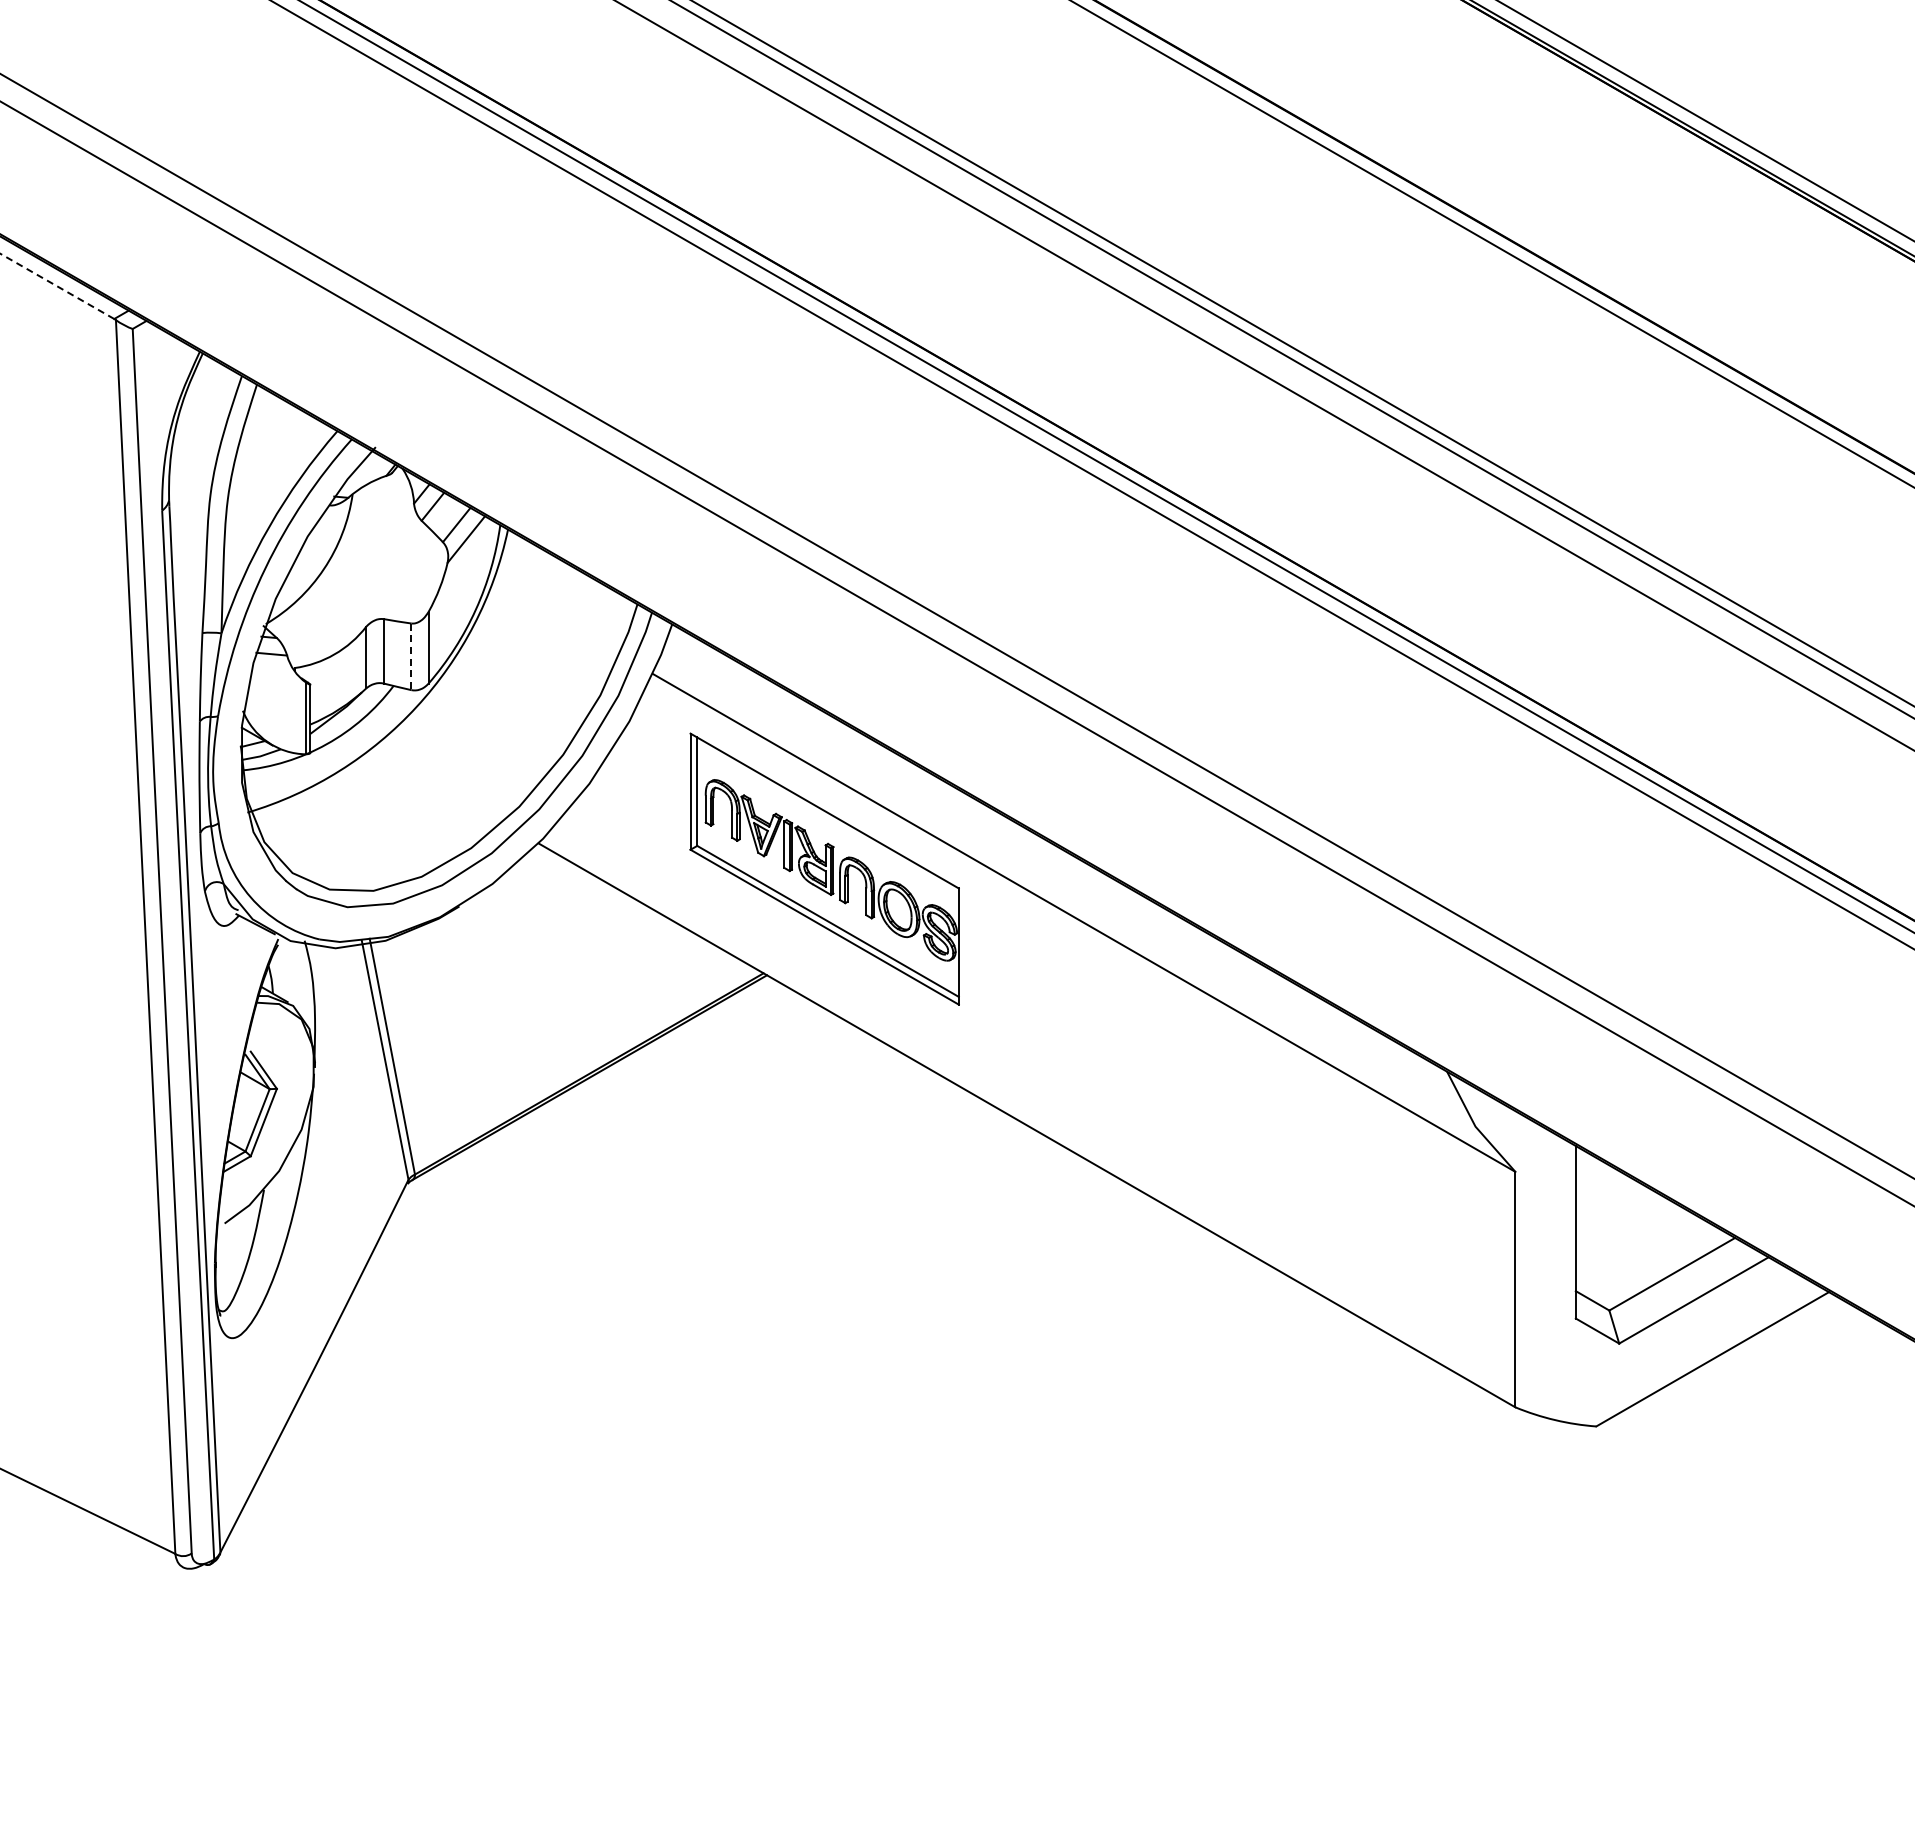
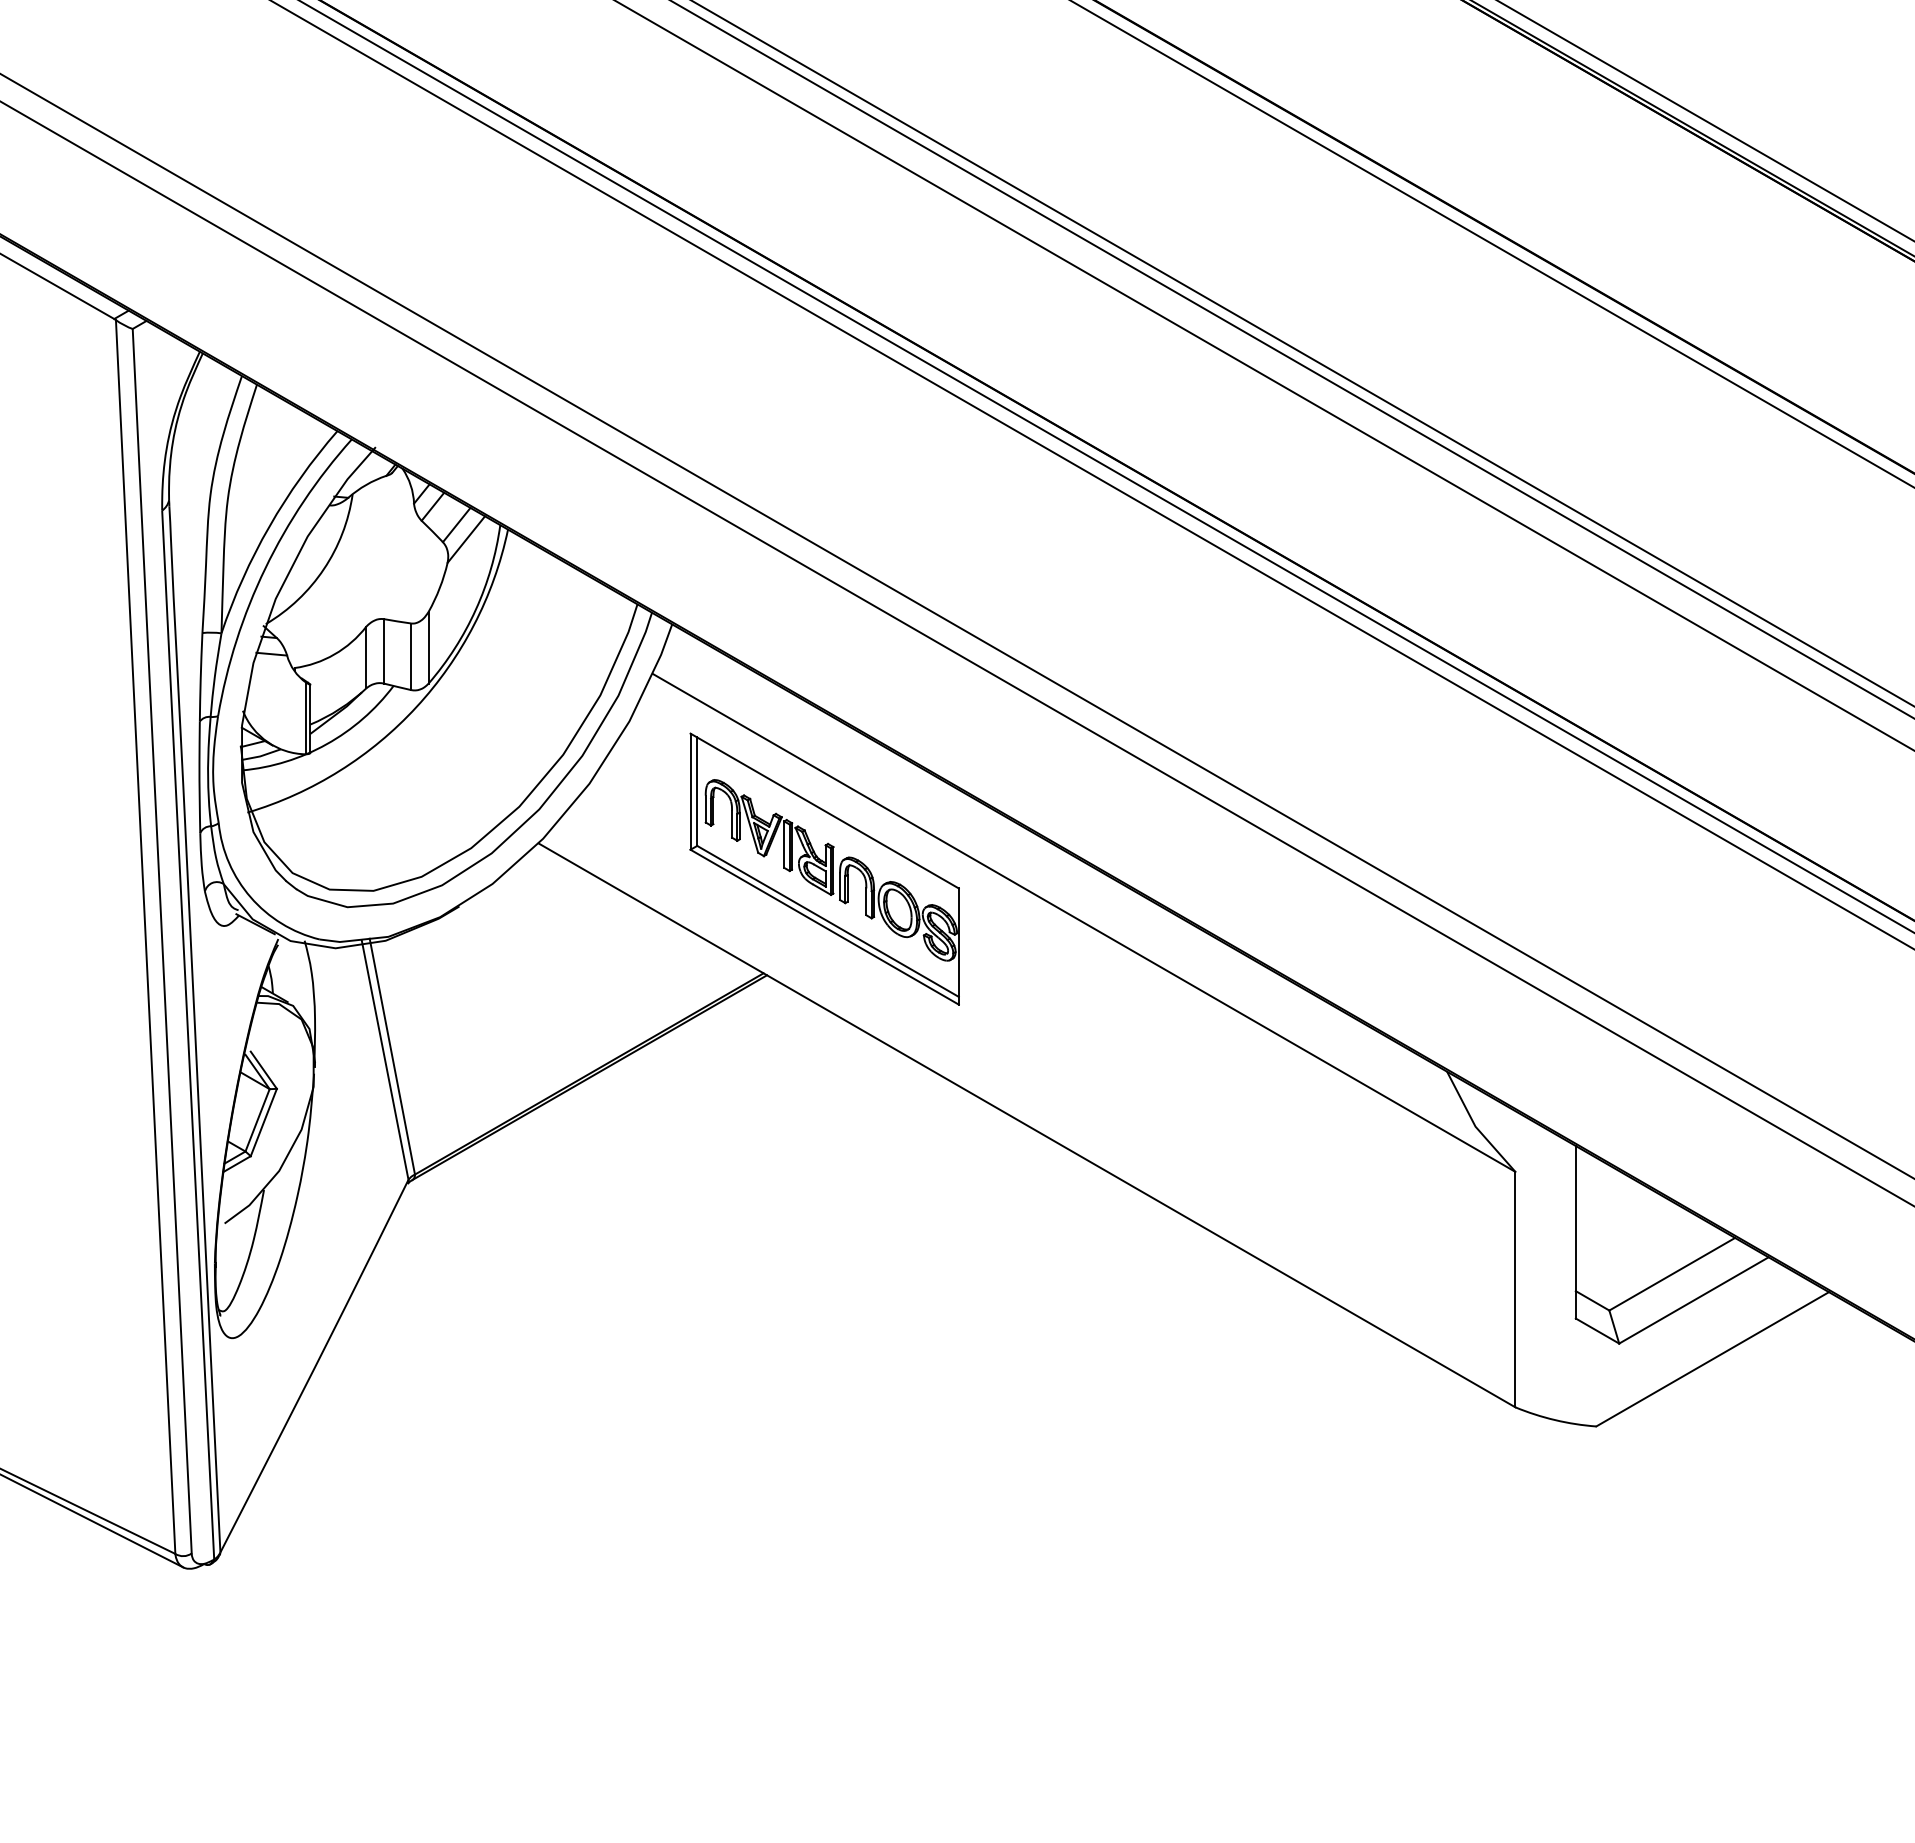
line: dashed -> solid (57, 286)
line: dashed -> solid (411, 657)
line: none -> present (92, 1521)
